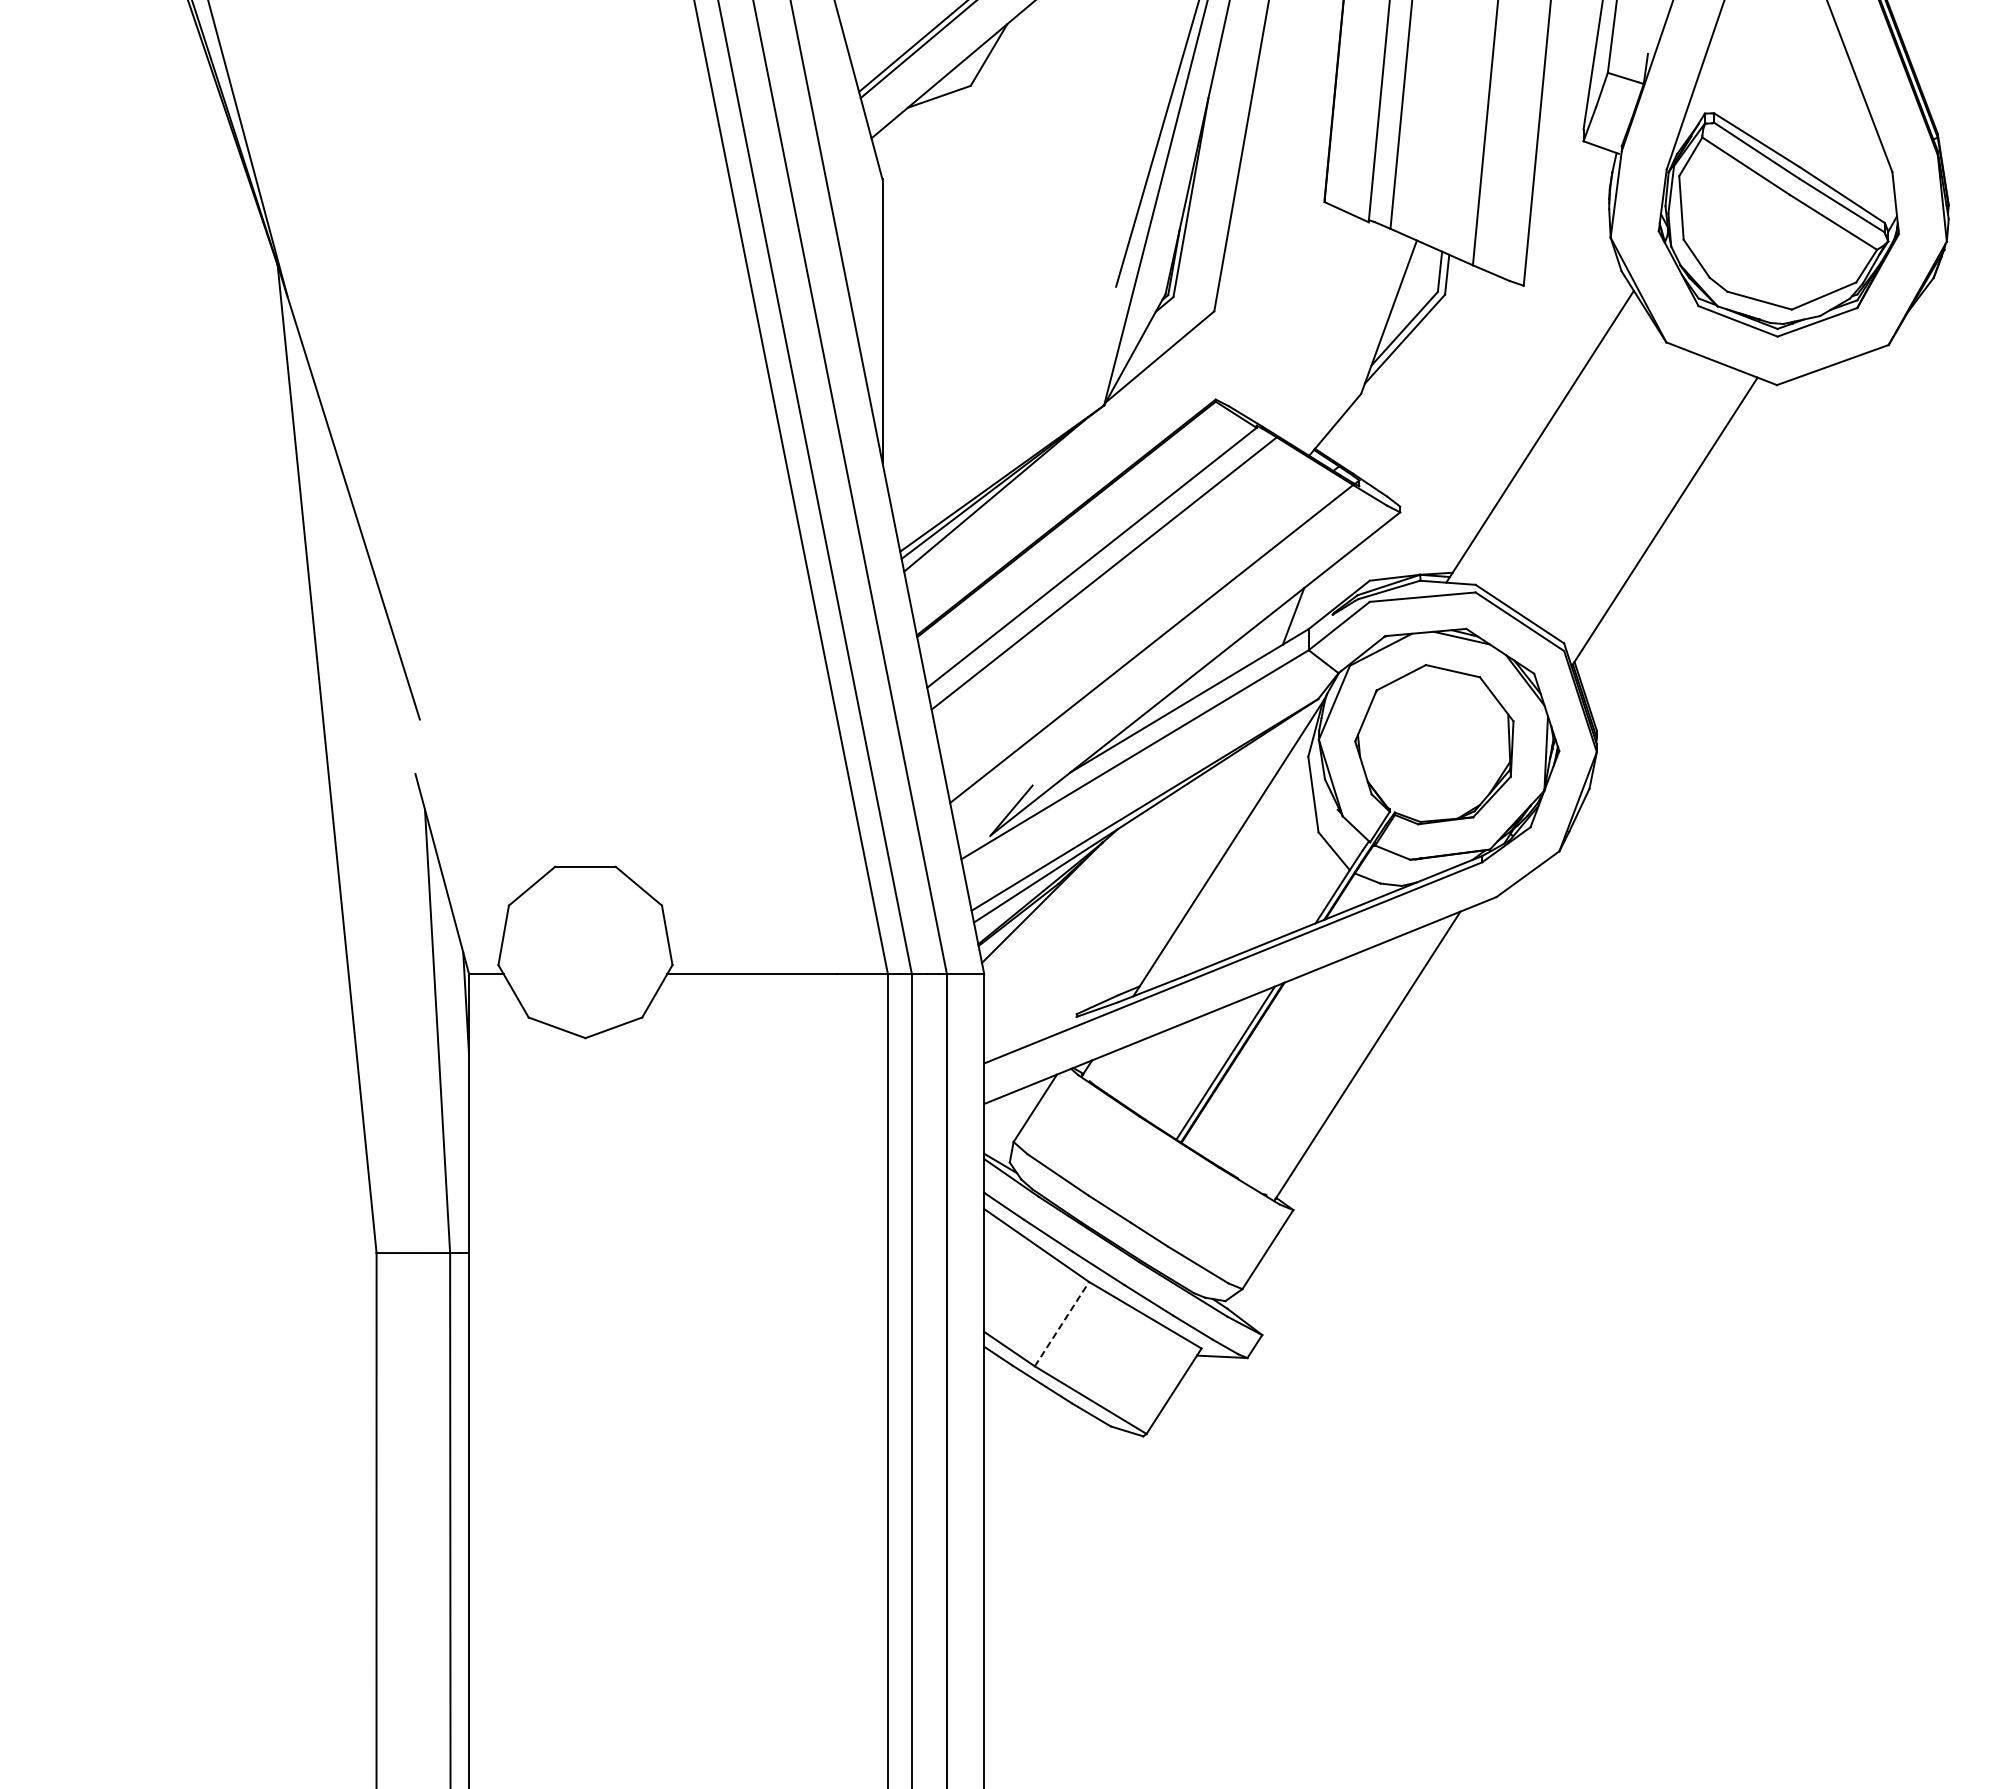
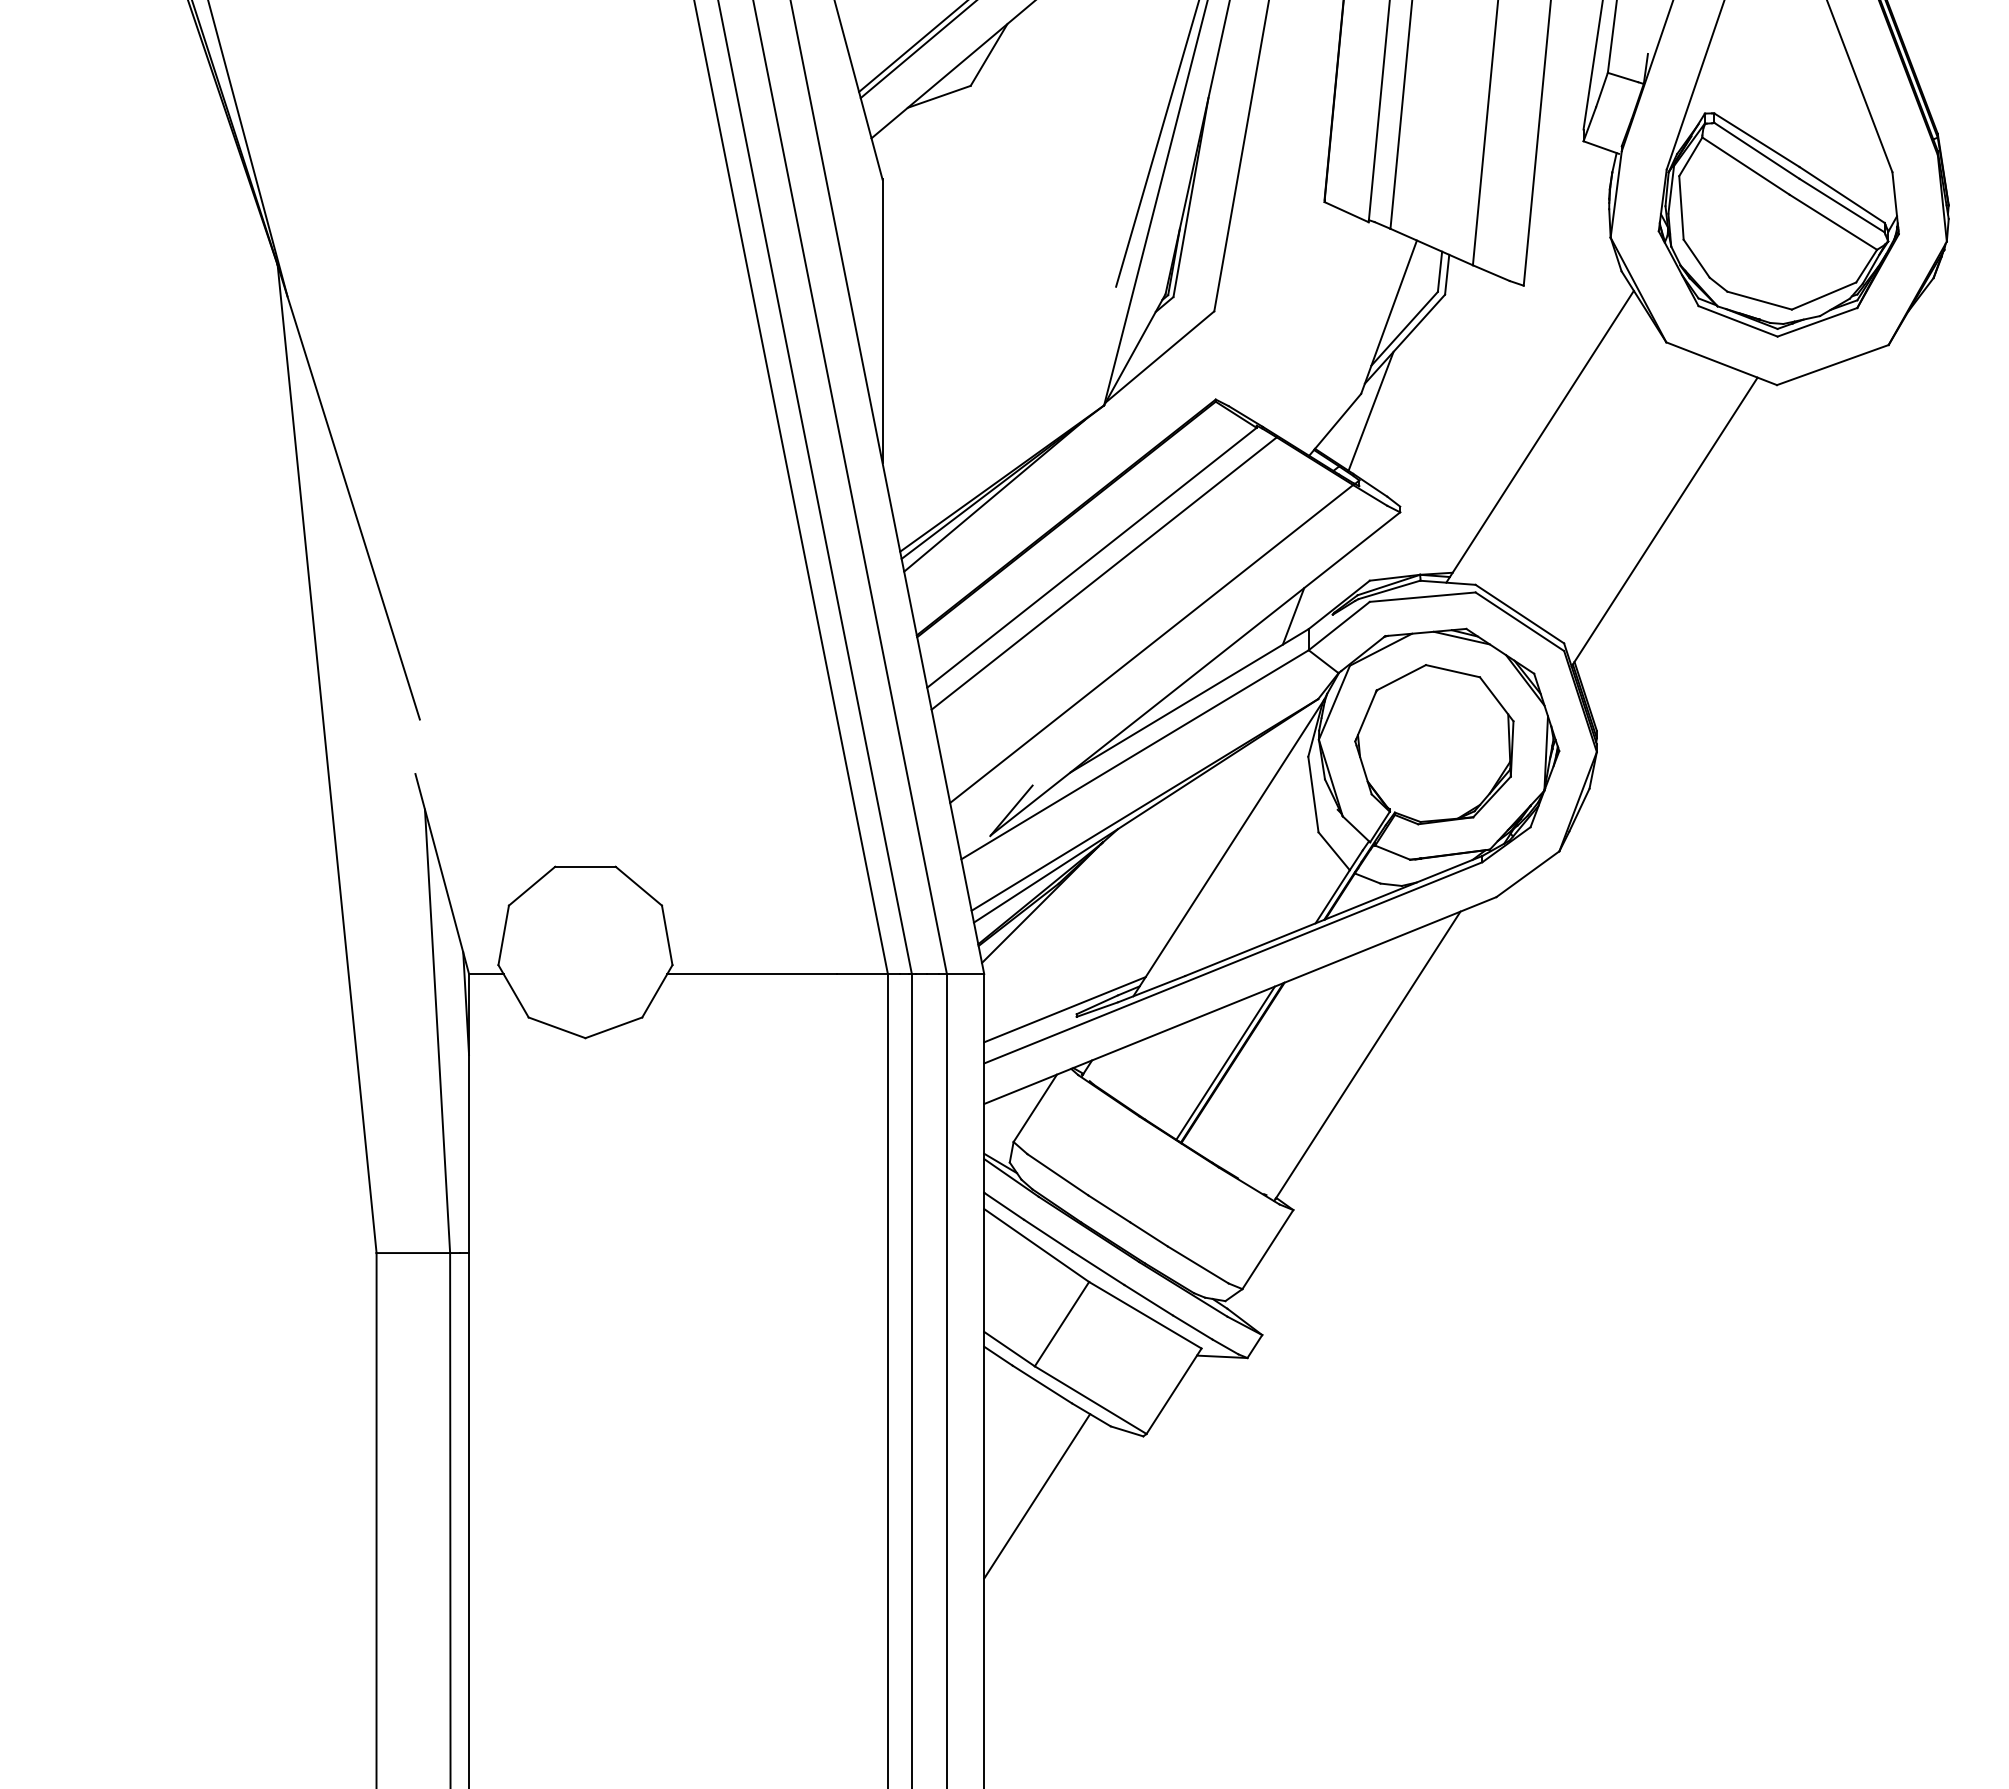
line: none -> present (1370, 410)
line: none -> present (1064, 1009)
line: dashed -> solid (1062, 1323)
line: none -> present (1037, 1496)
